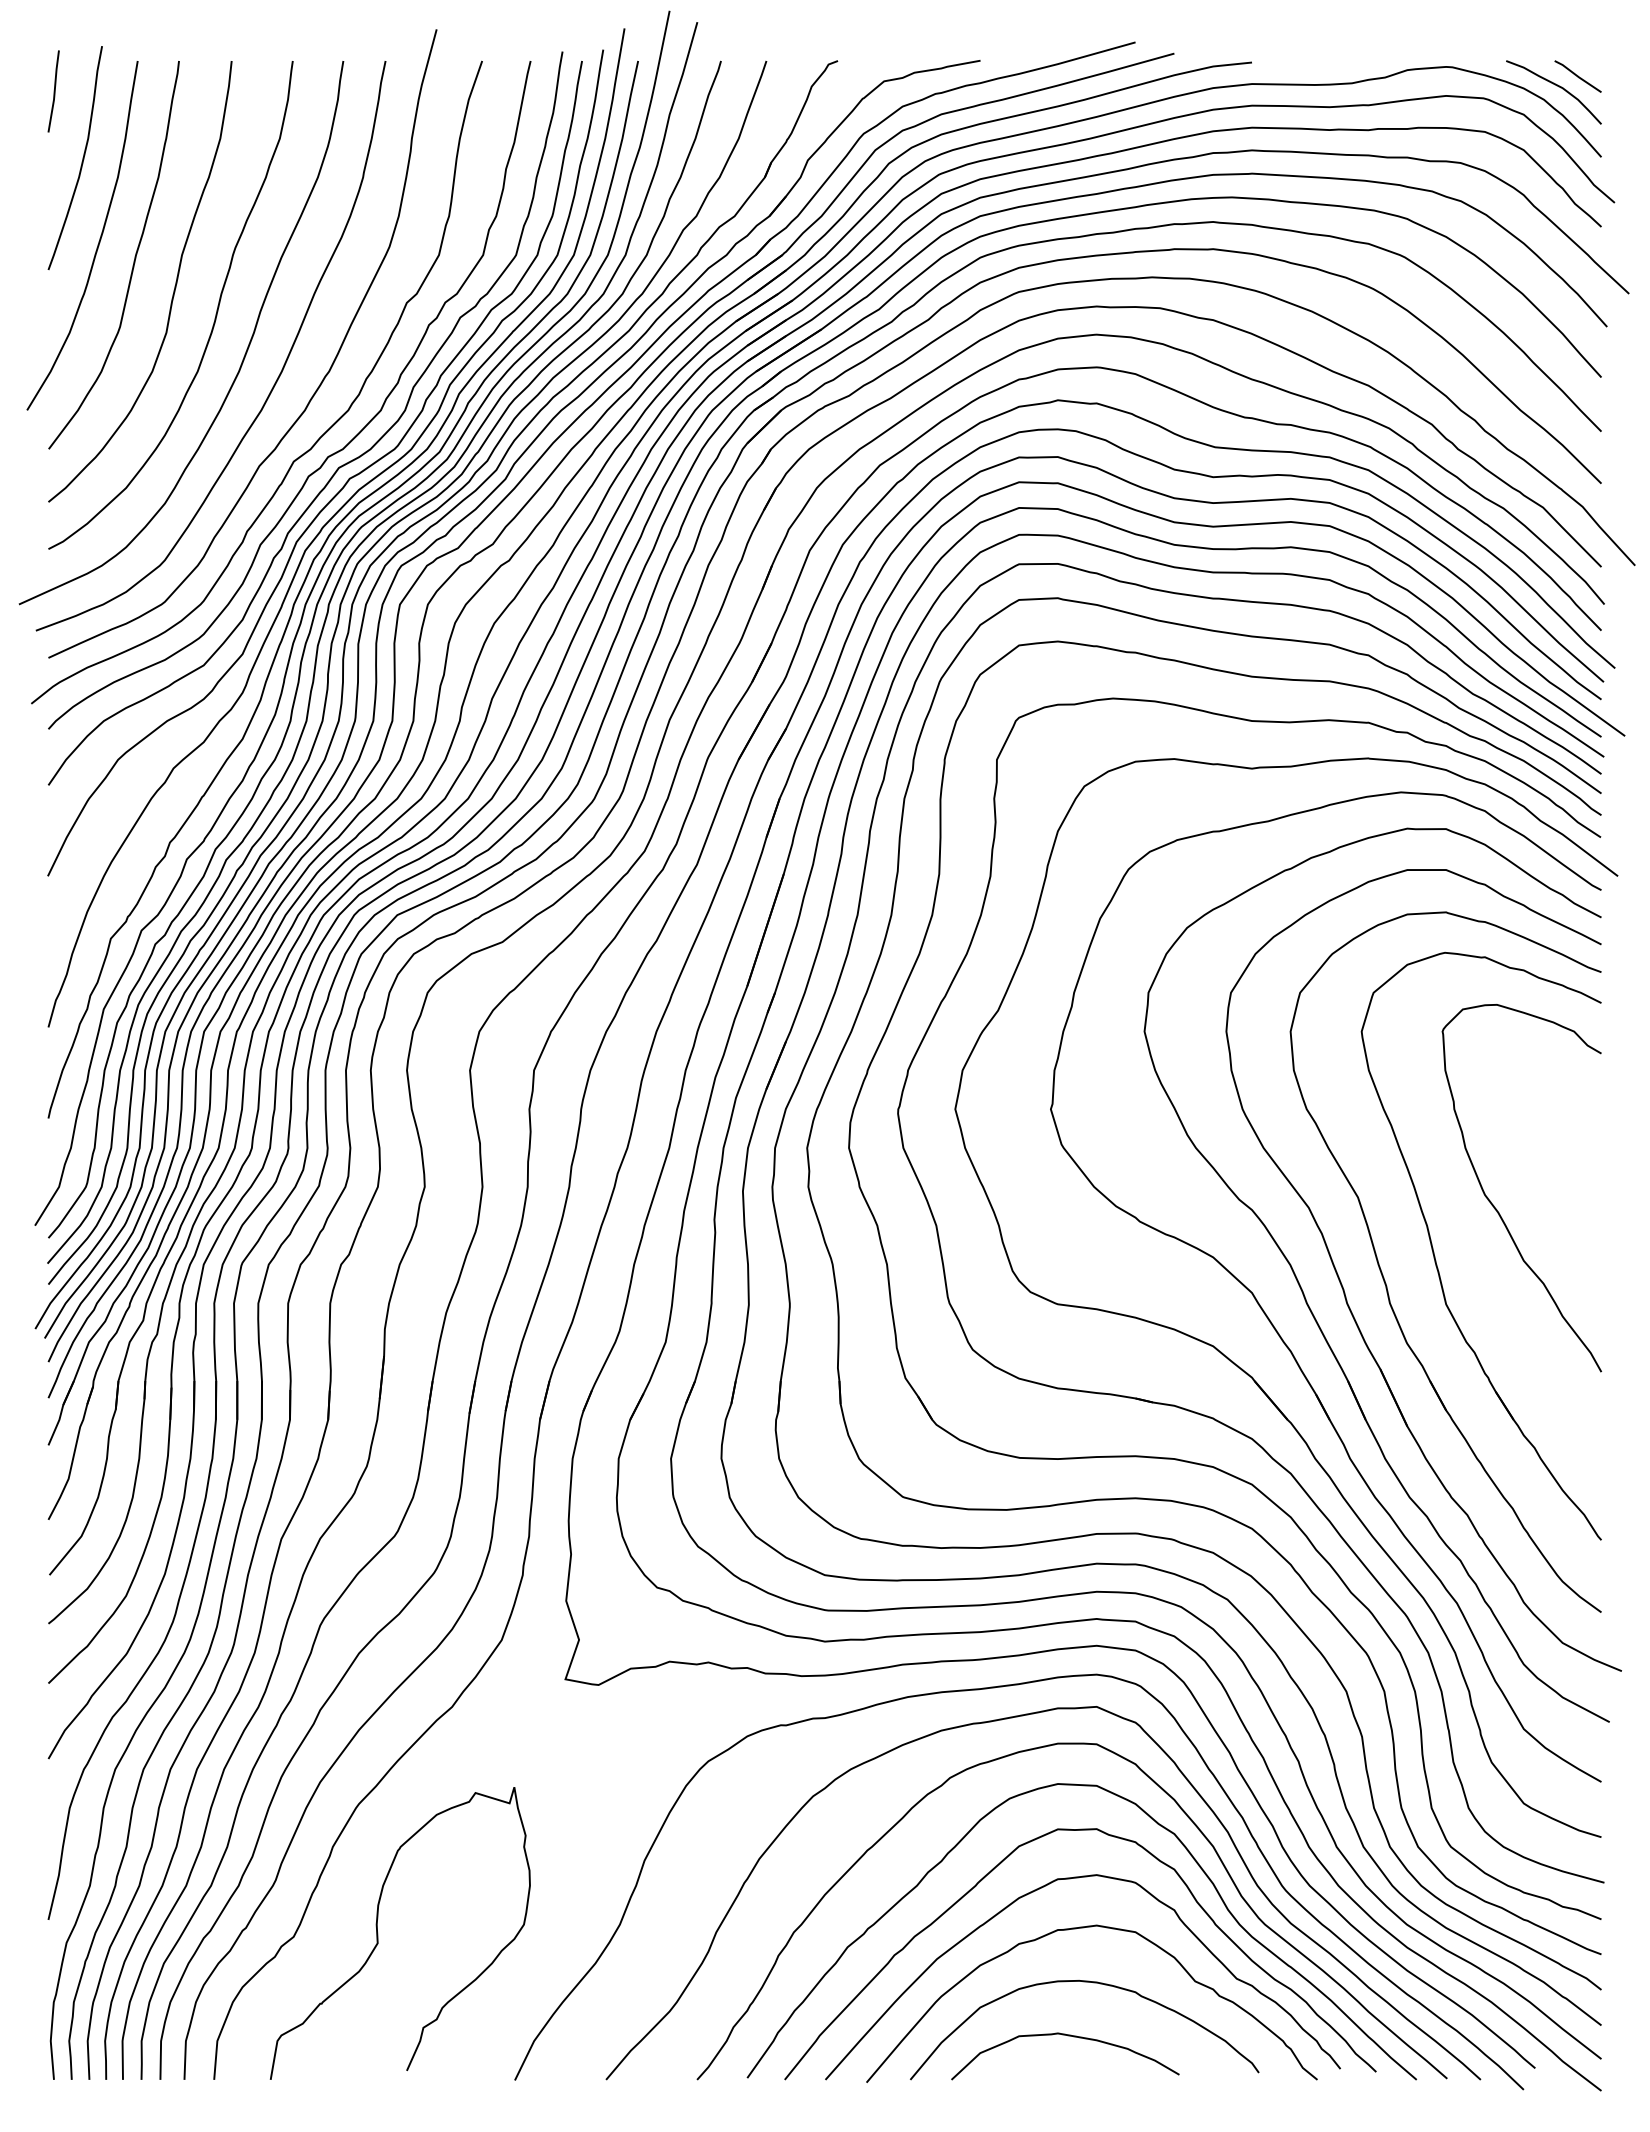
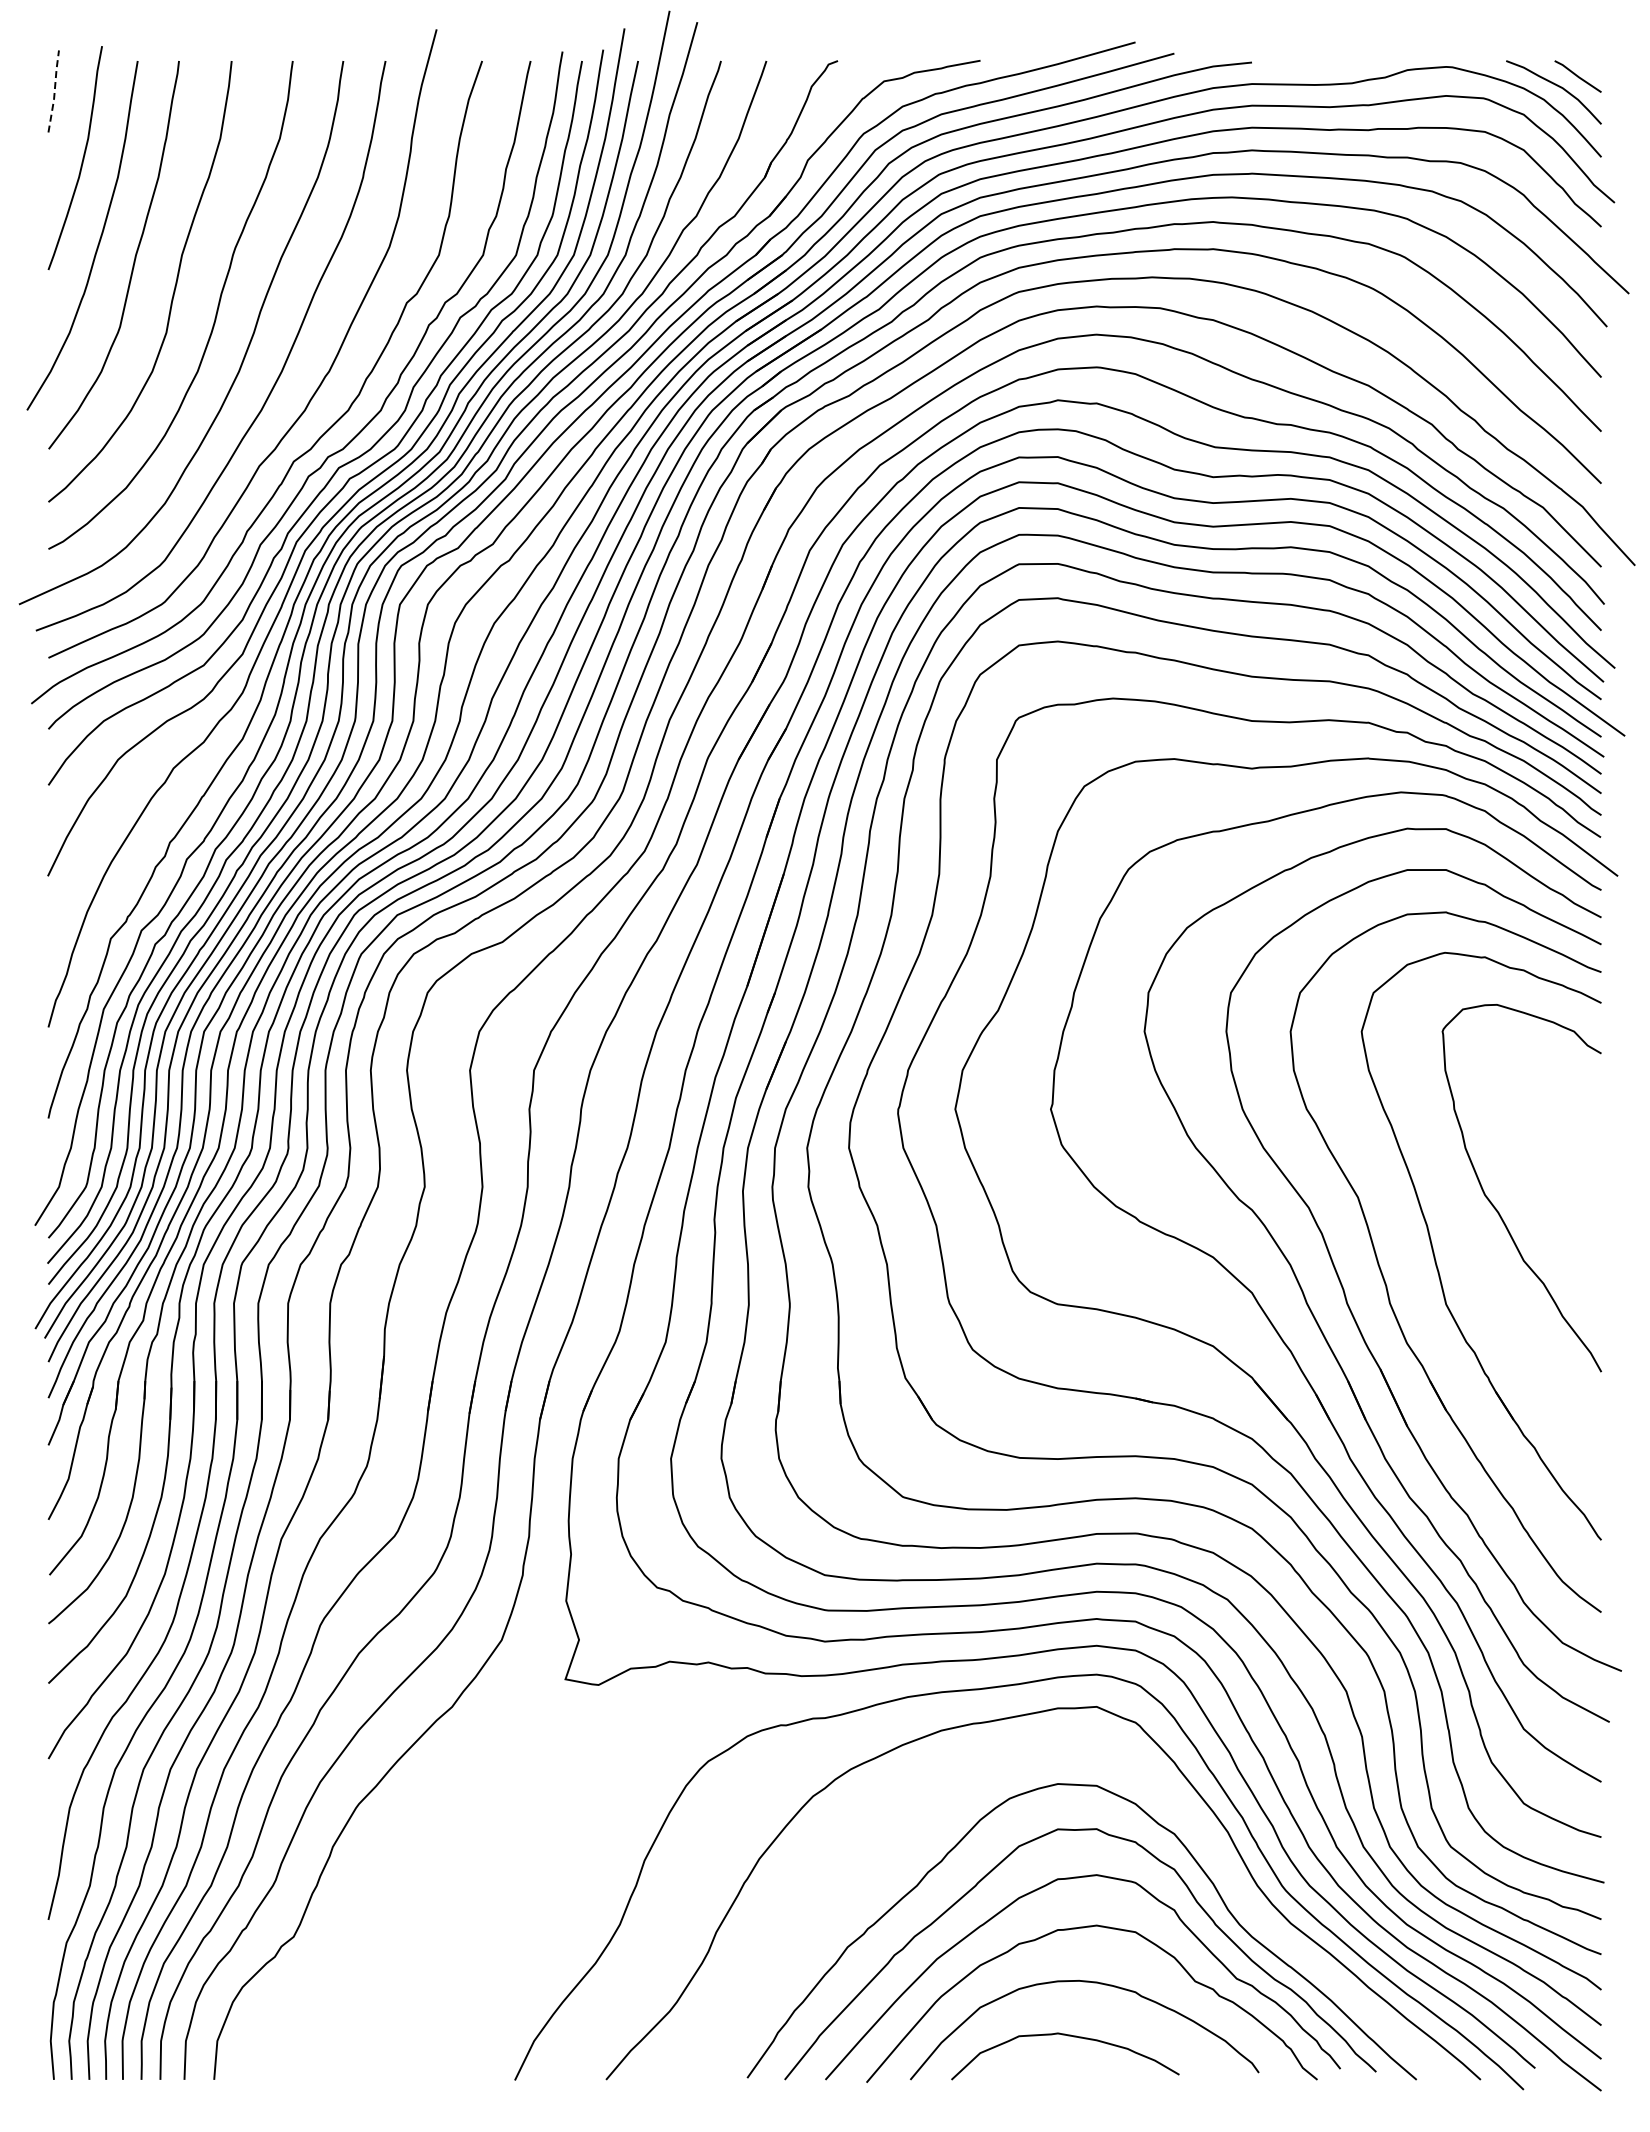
line: solid -> dashed (54, 91)
curve: present -> none (1180, 1809)
curve: present -> none (378, 1933)
